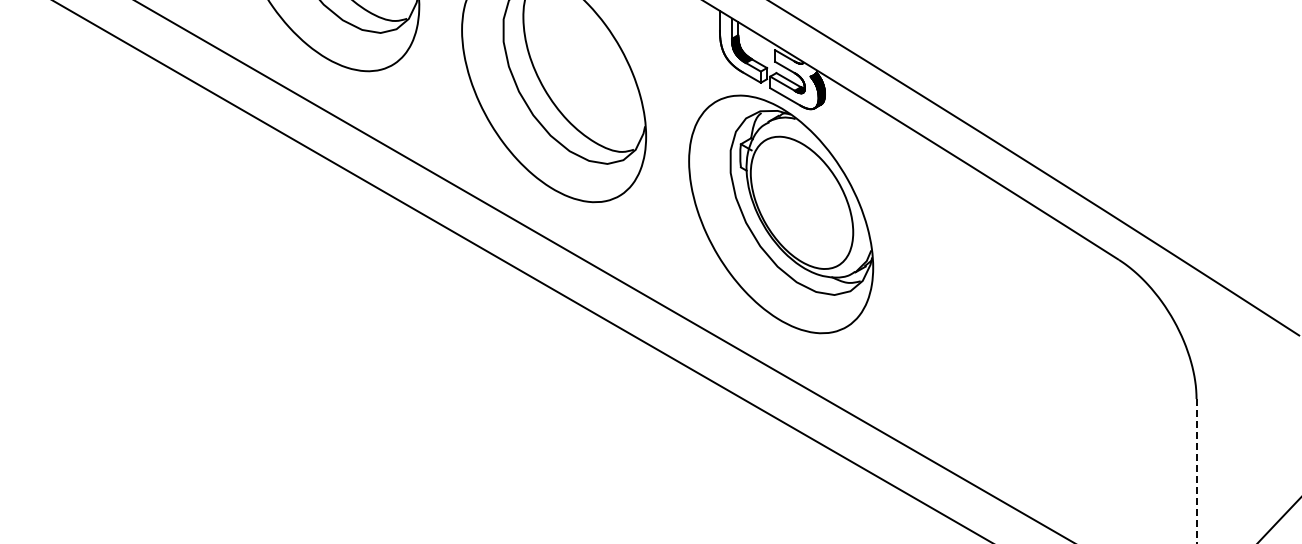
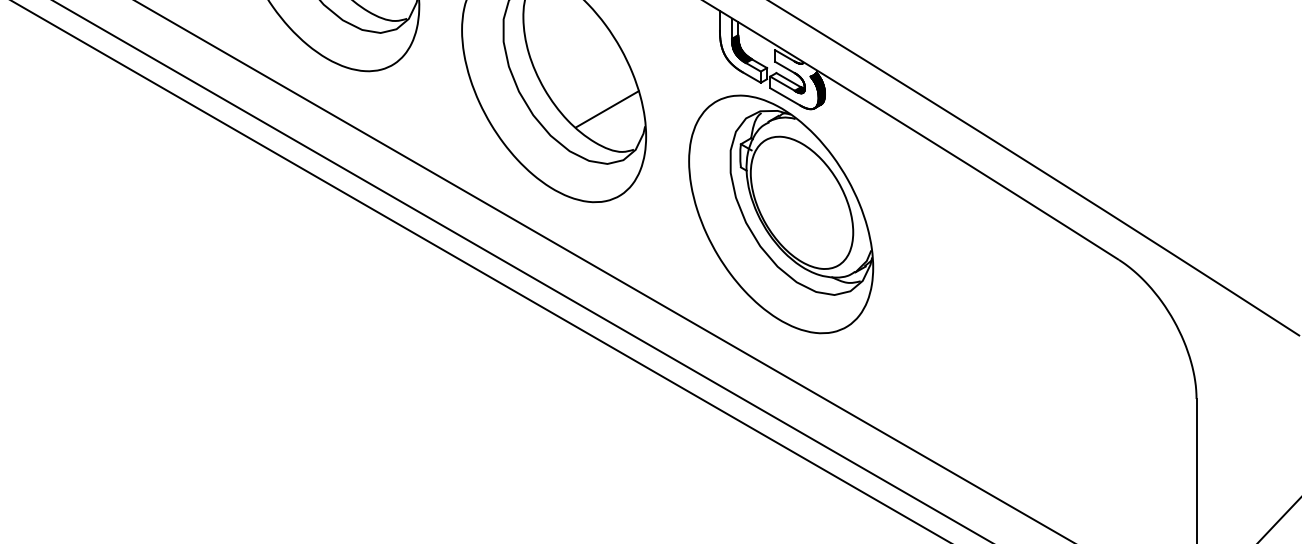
line: none -> present (607, 109)
line: none -> present (479, 271)
line: dashed -> solid (1196, 471)
